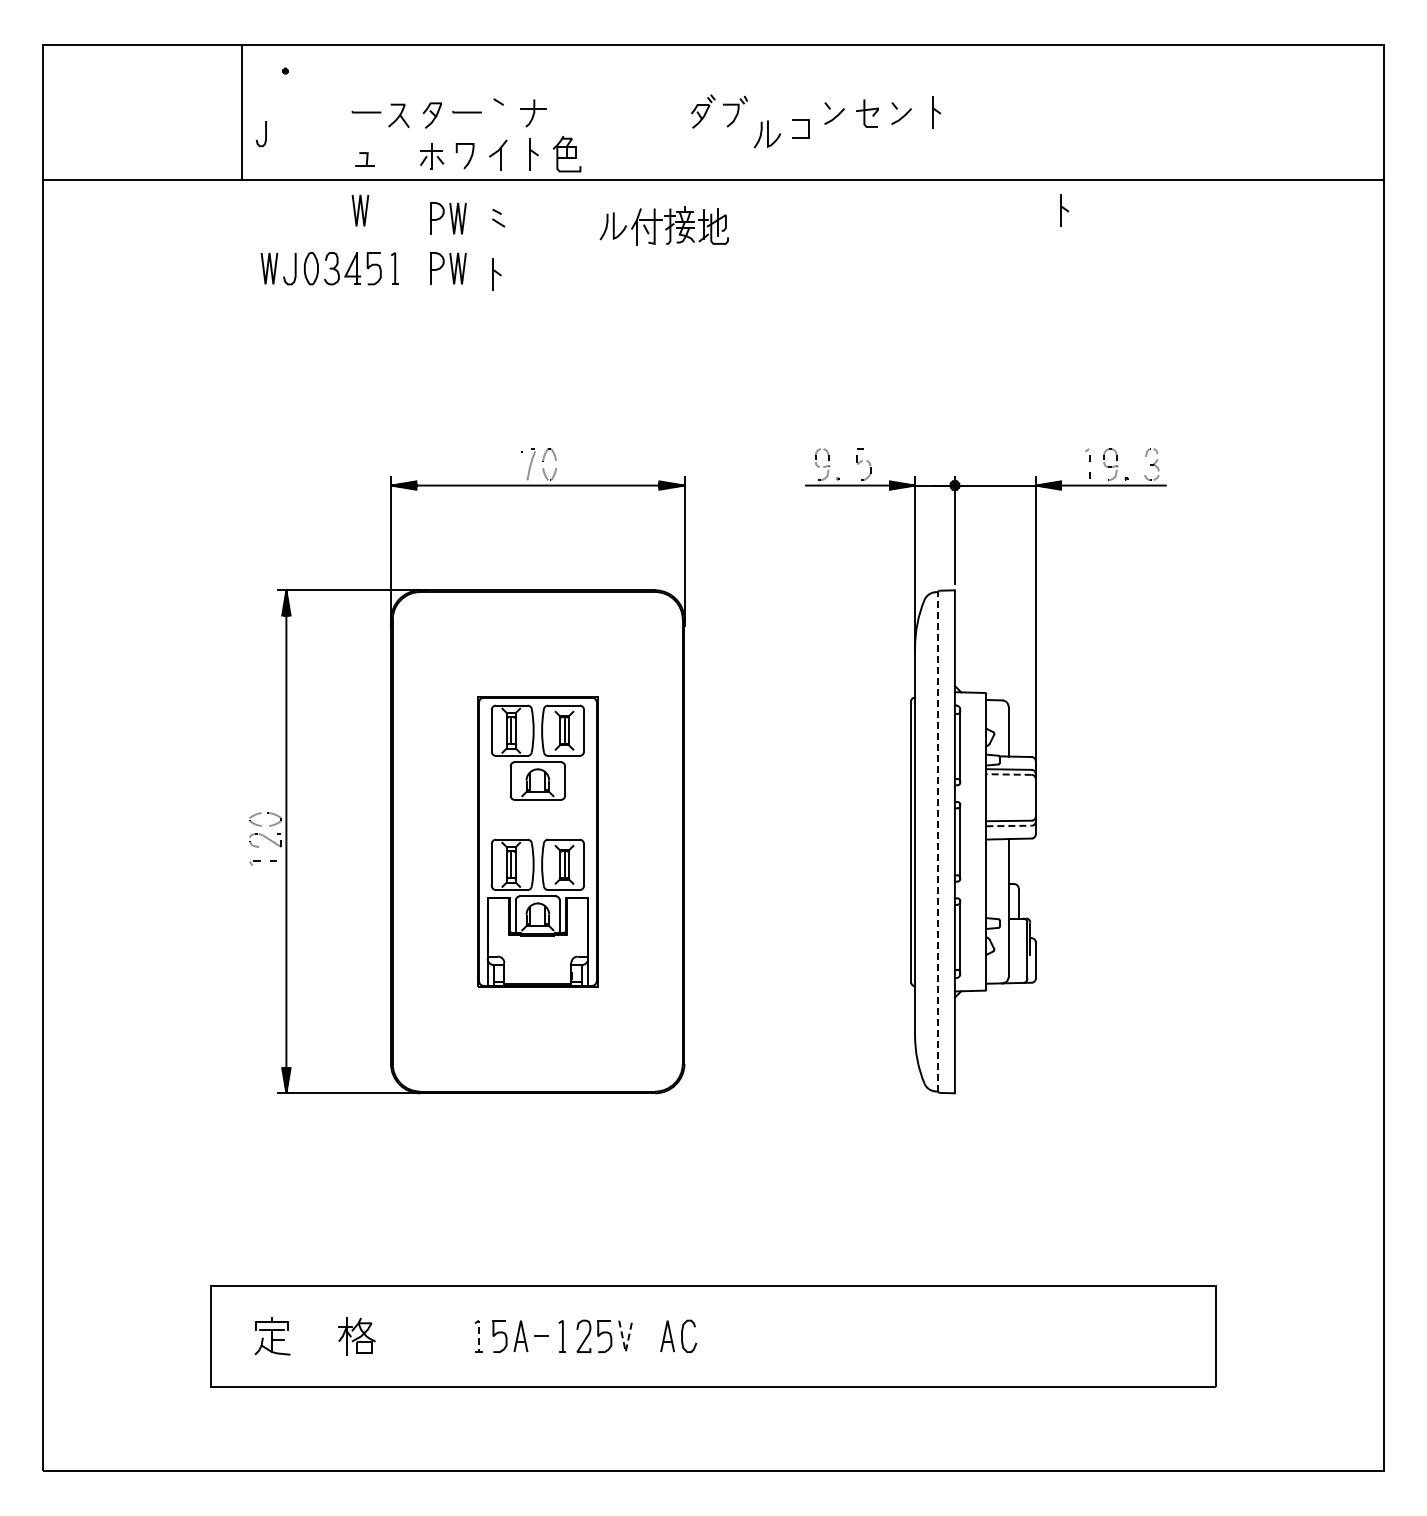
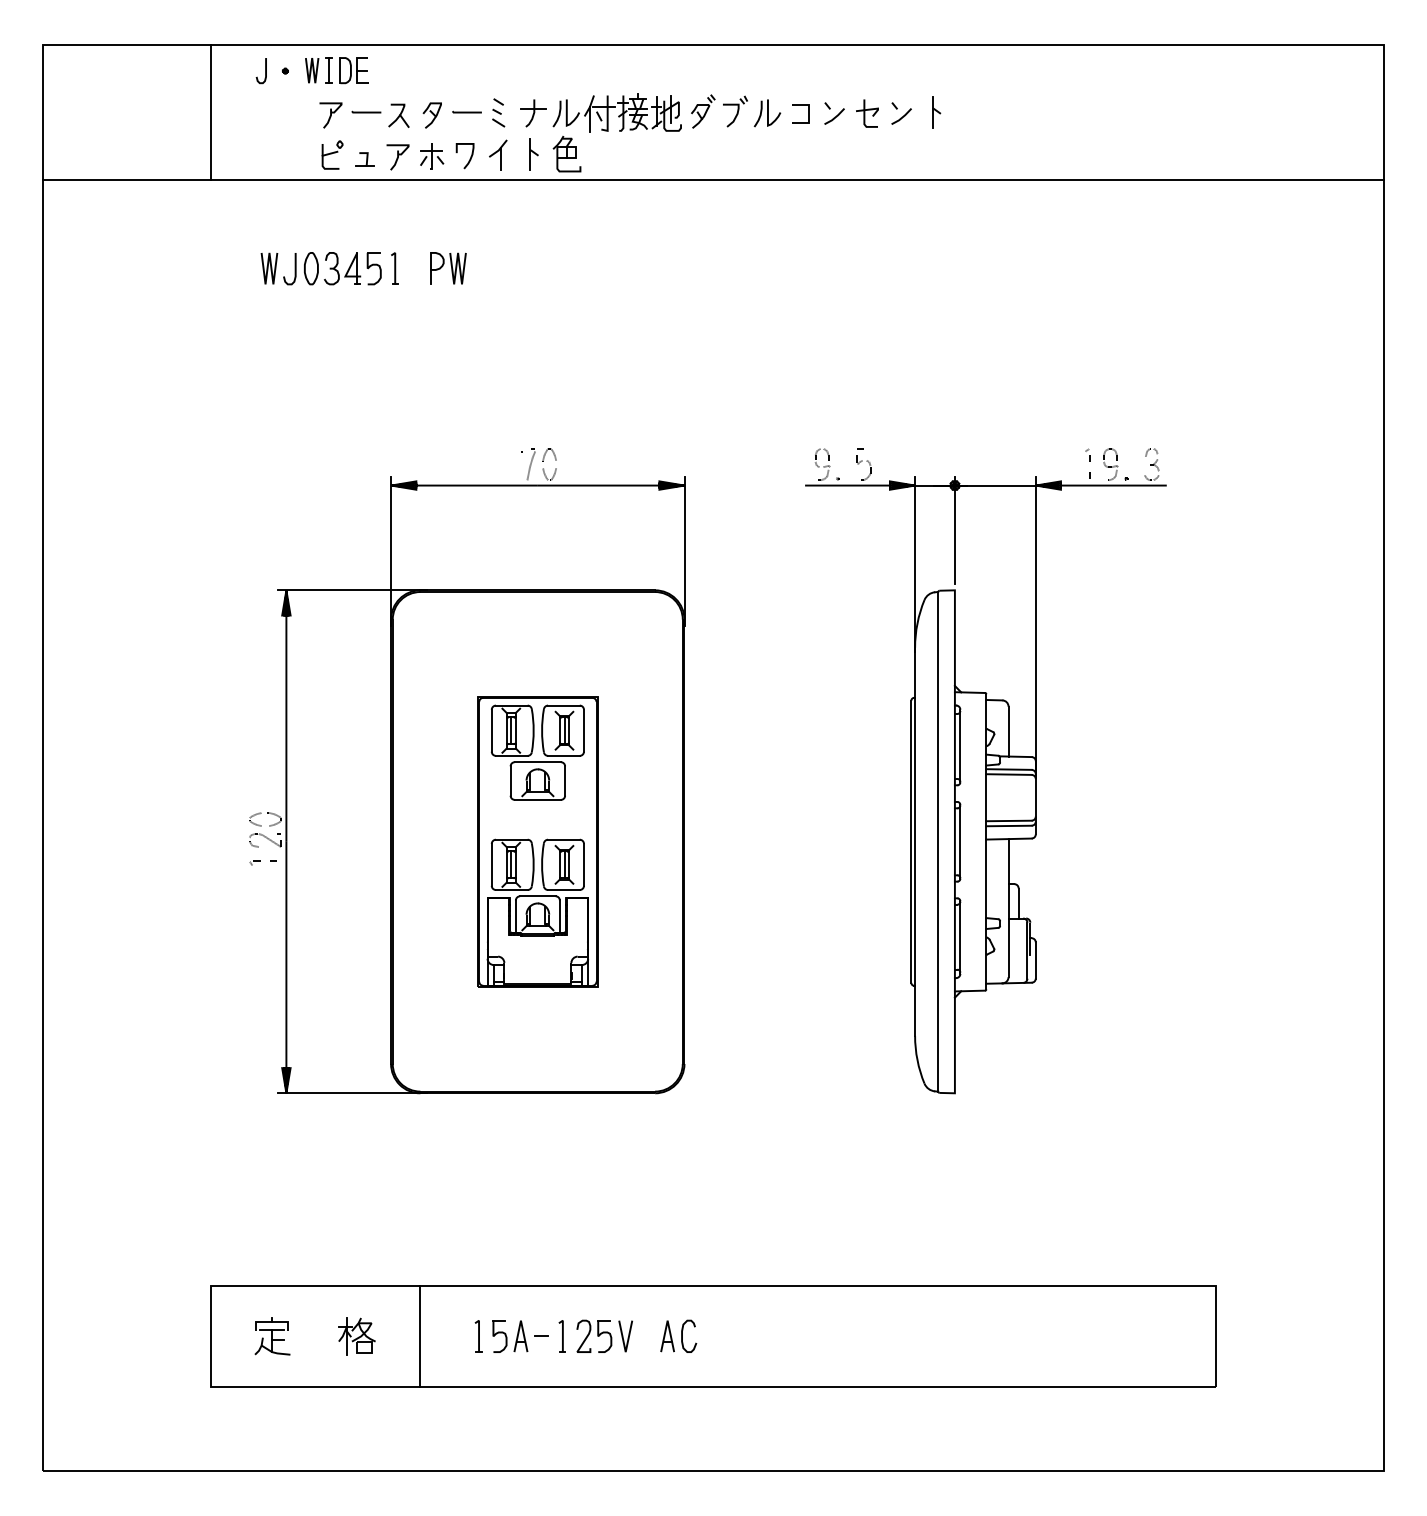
part: none -> present (336, 70)
line position: (241, 112) -> (210, 112) (210, 112)
part: none -> present (330, 115)
line position: (800, 120) -> (800, 105) (800, 105)
curve position: (265, 134) -> (265, 71) (265, 71)
part position: (767, 134) -> (767, 113) (767, 113)
part: none -> present (332, 154)
part: none -> present (397, 157)
line: present -> none (359, 210)
part: present -> none (1064, 210)
part position: (498, 217) -> (498, 117) (498, 117)
part: present -> none (448, 218)
part position: (663, 225) -> (616, 112) (616, 112)
part: present -> none (496, 274)
line: dashed -> solid (1009, 774)
line: dashed -> solid (1009, 826)
line: dashed -> solid (938, 841)
line: dashed -> solid (479, 1333)
line: none -> present (420, 1336)
line: dashed -> solid (625, 1352)
